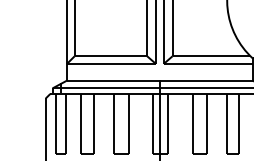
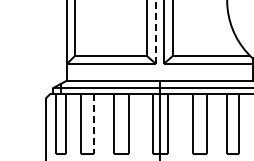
line: solid -> dashed (155, 32)
line: solid -> dashed (93, 124)
